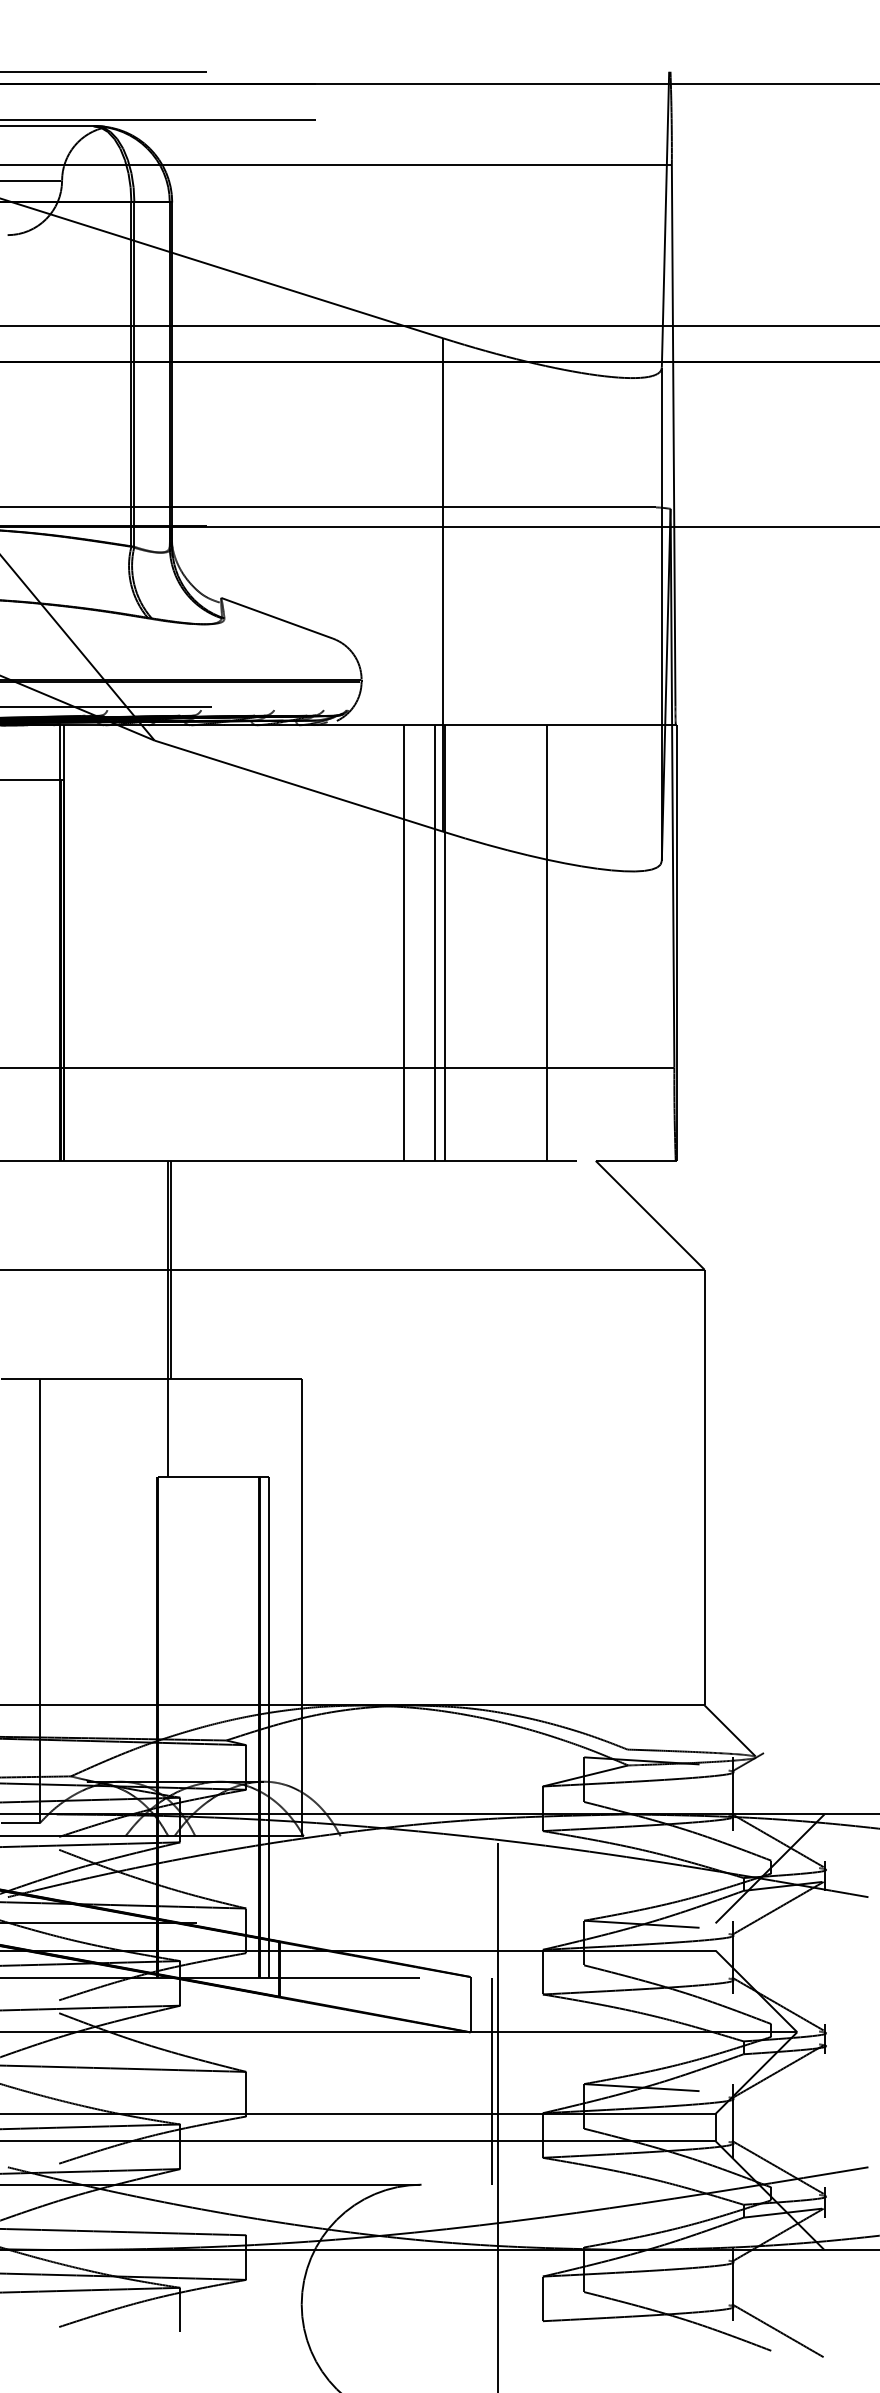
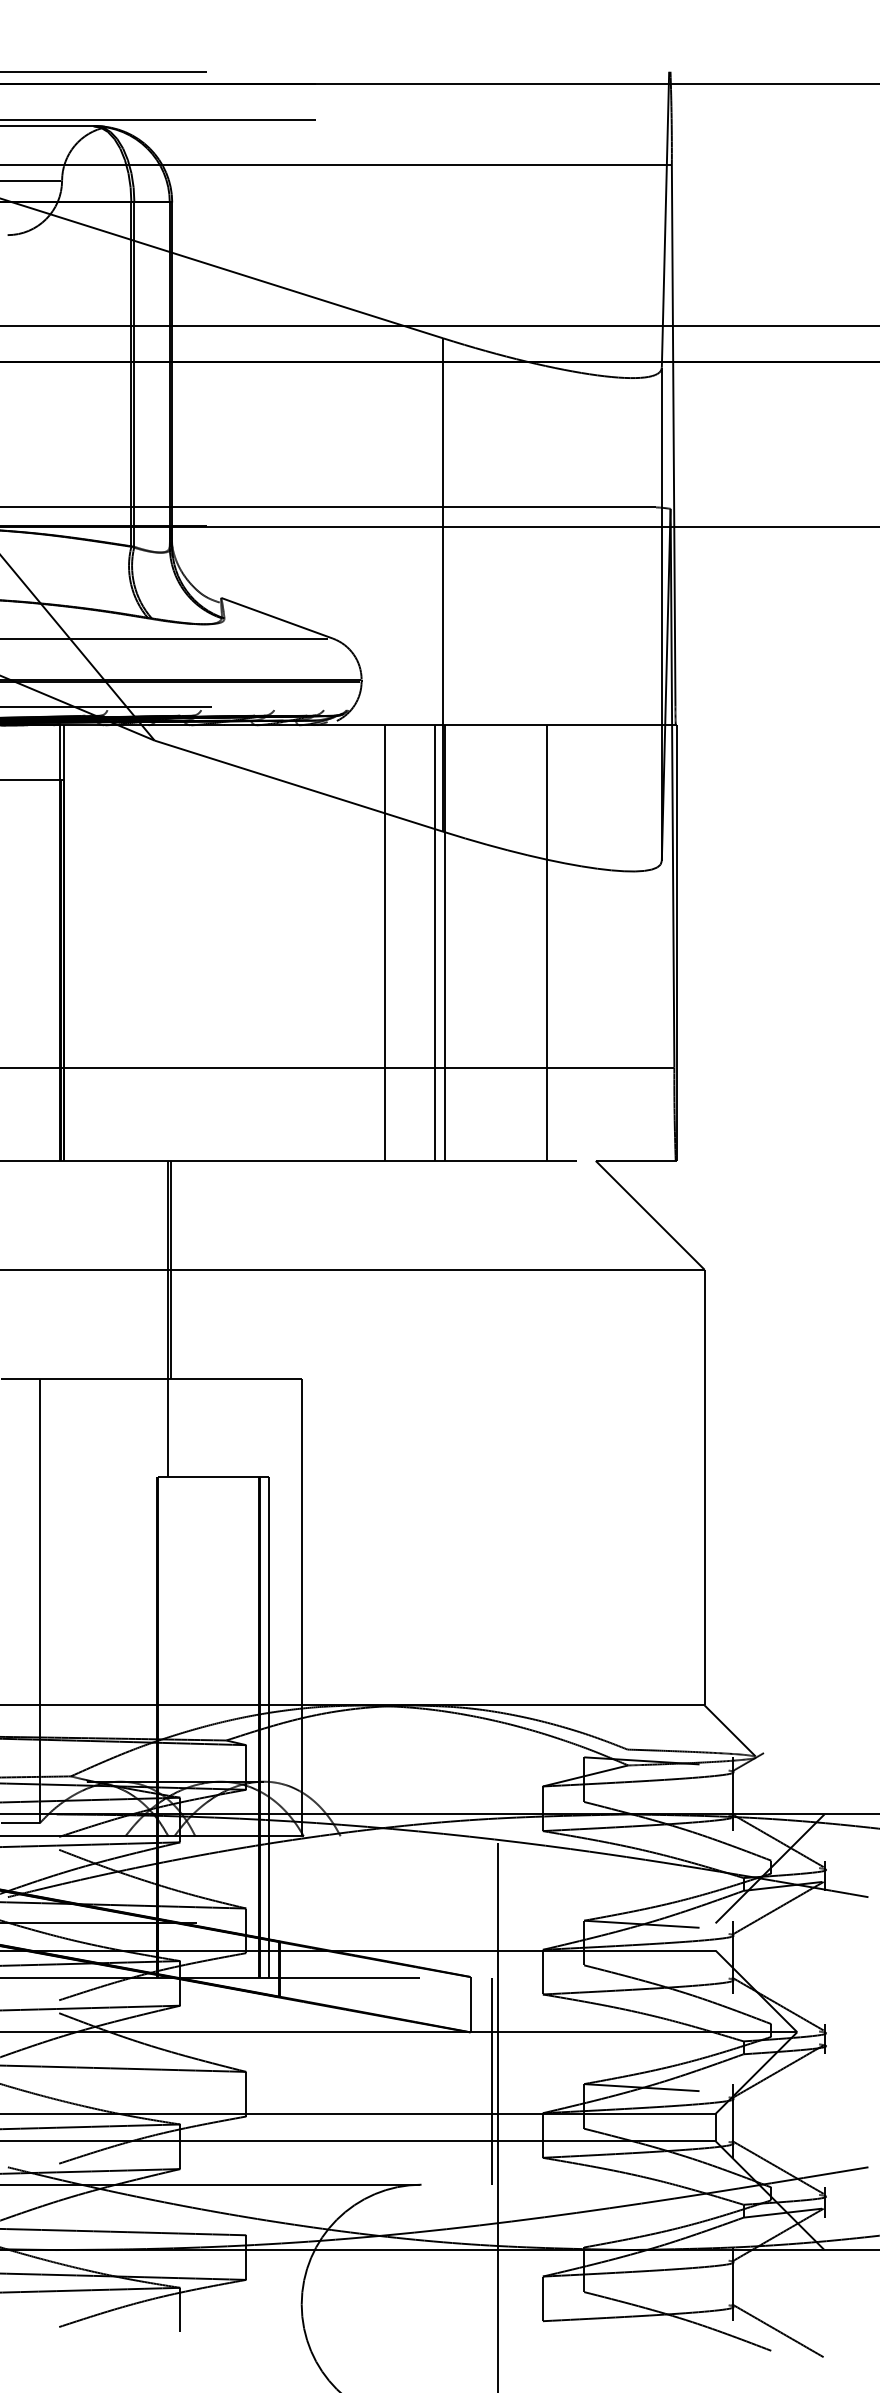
line: none -> present (165, 638)
line position: (404, 942) -> (385, 942) (385, 942)
